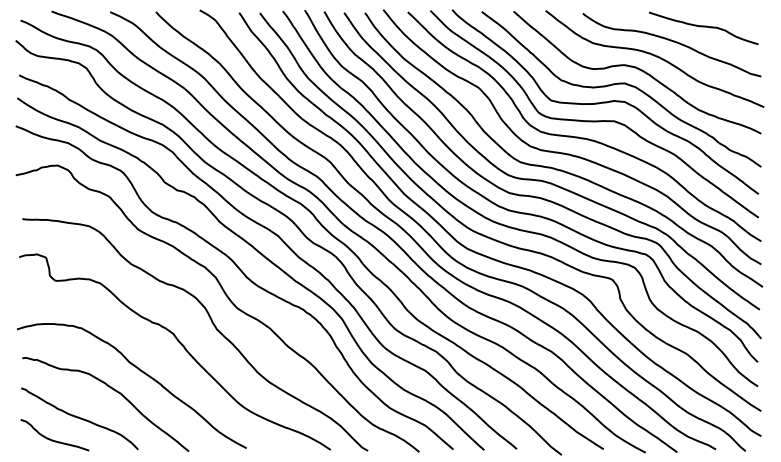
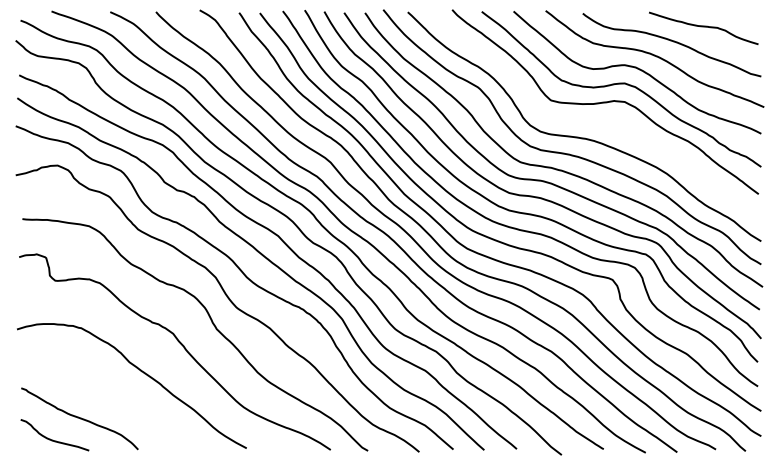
curve: present -> none (594, 120)
curve: present -> none (113, 390)
